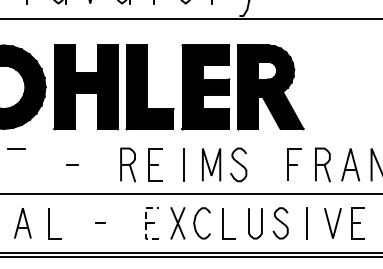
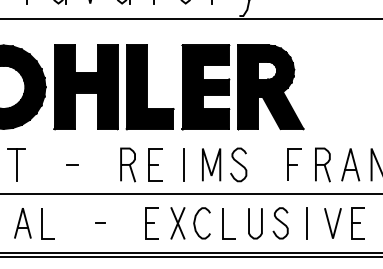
line: none -> present (16, 164)
line: dashed -> solid (145, 222)
line position: (49, 223) -> (42, 223) (42, 223)
